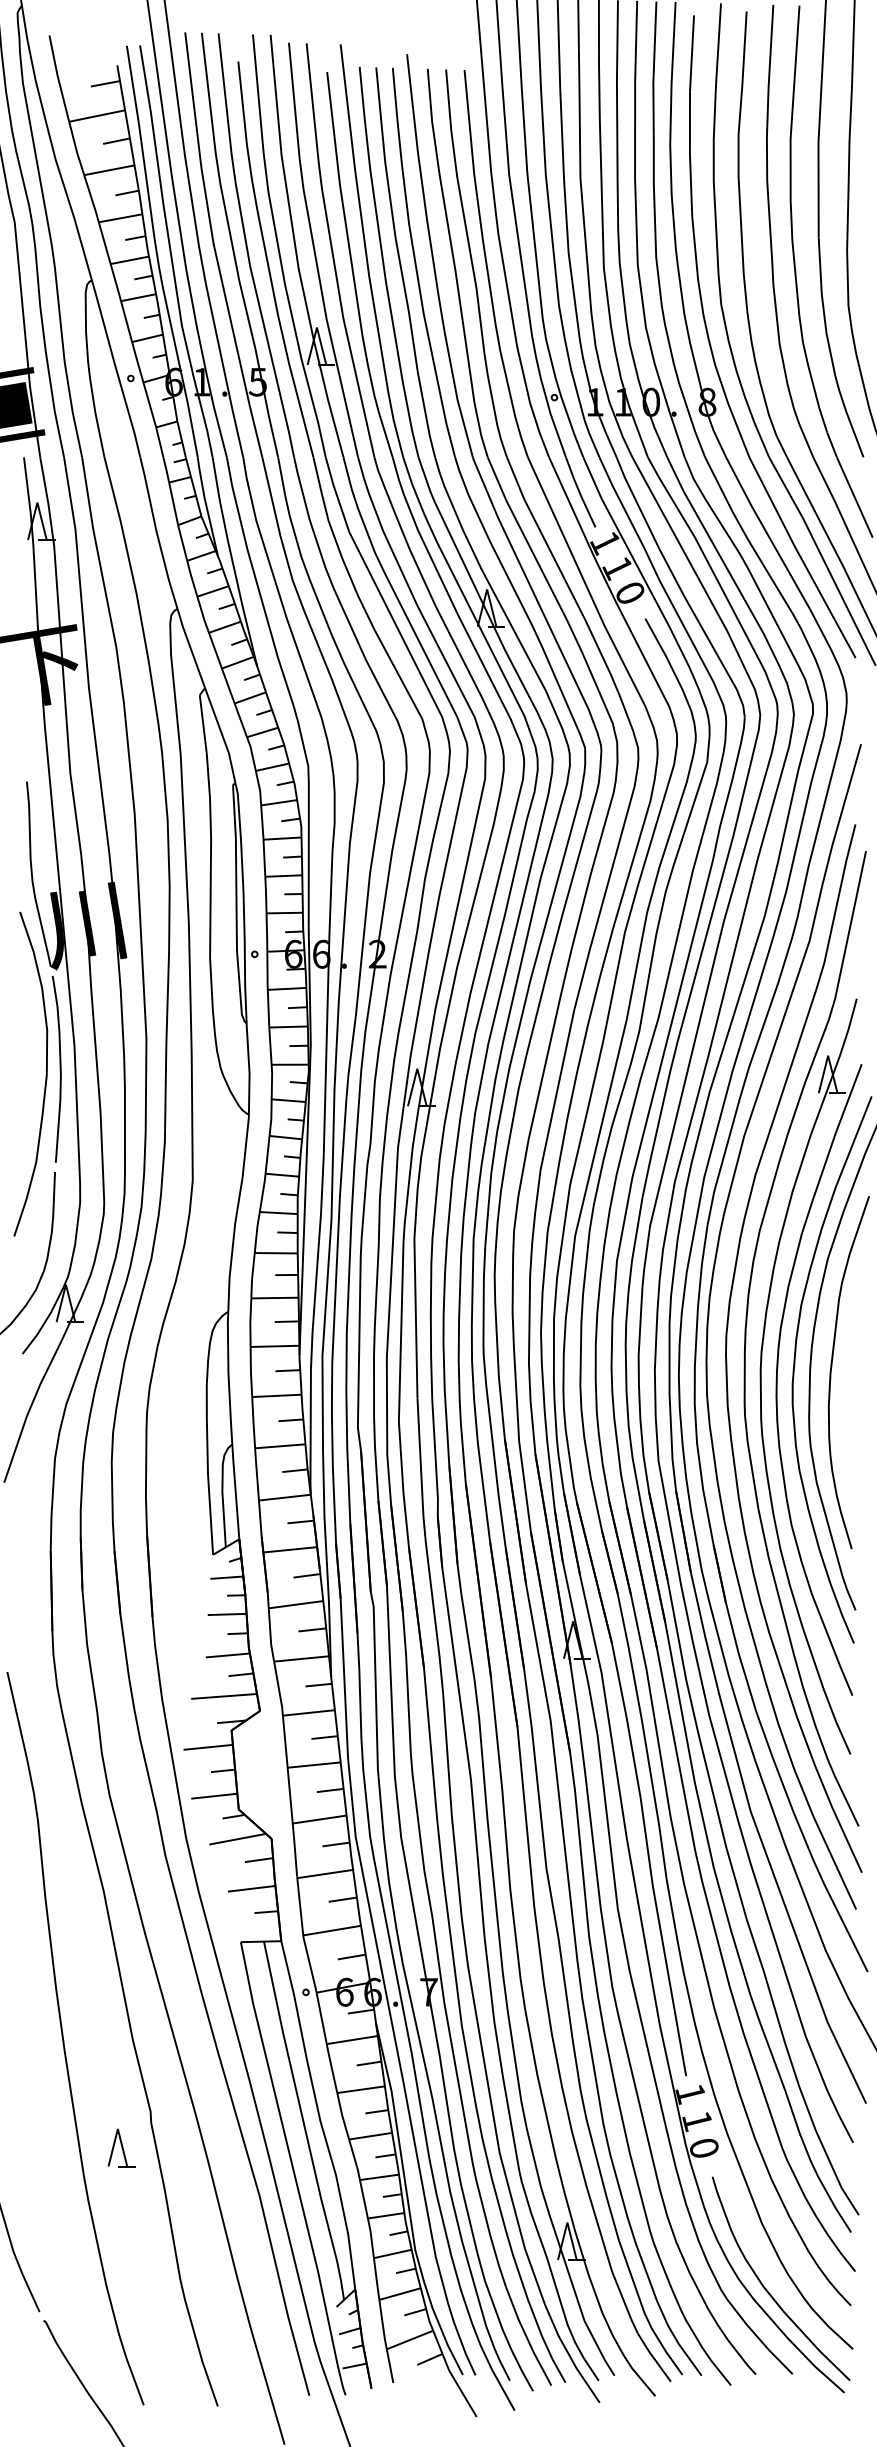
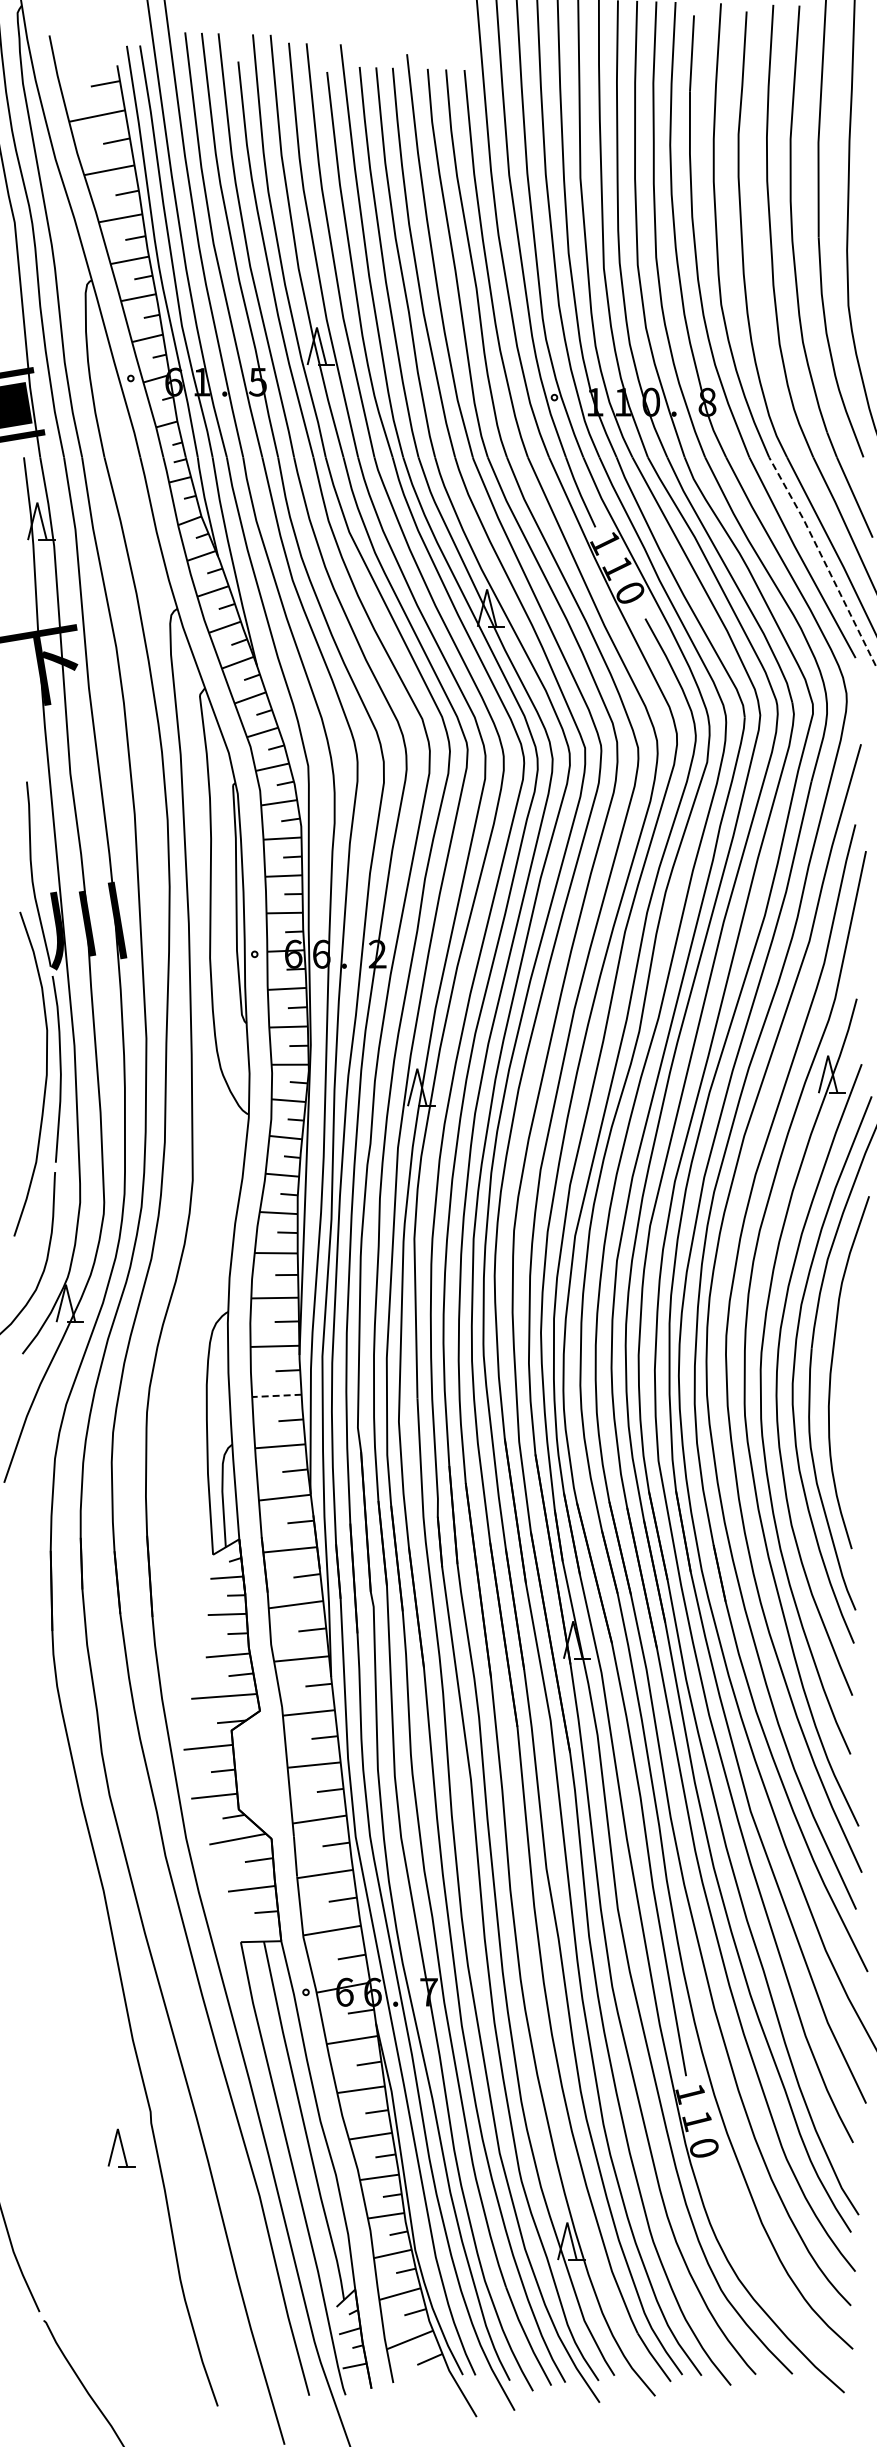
line: solid -> dashed (823, 560)
line: solid -> dashed (276, 1395)
curve: present -> none (64, 2040)
curve: present -> none (767, 2289)
